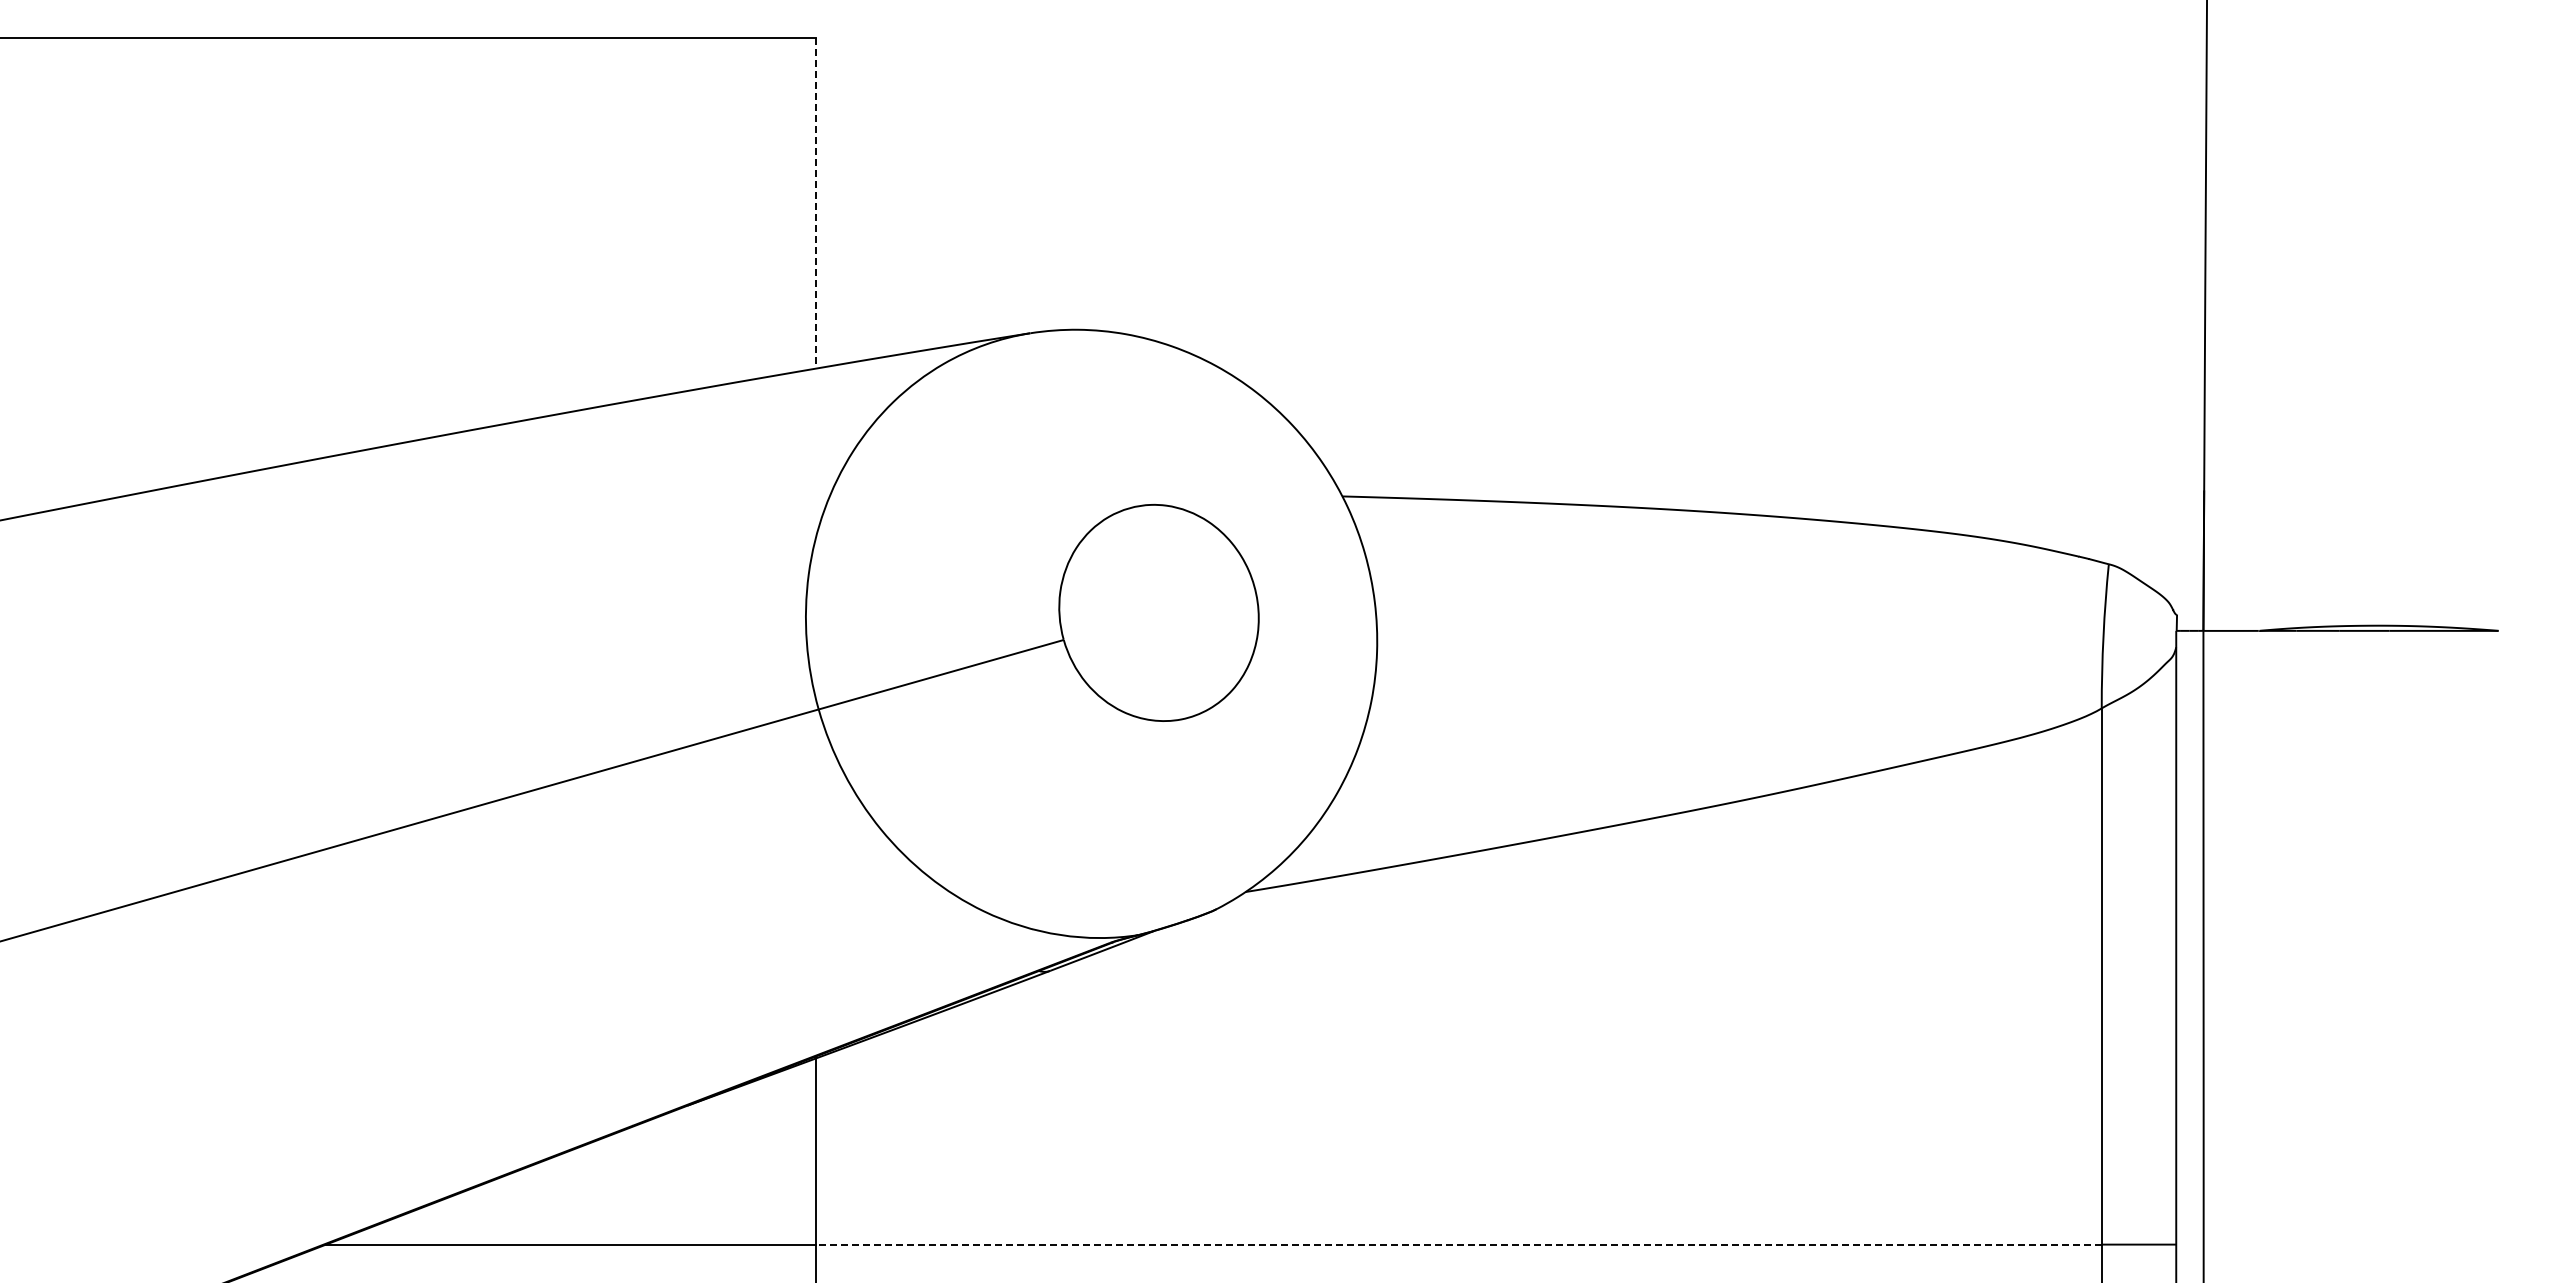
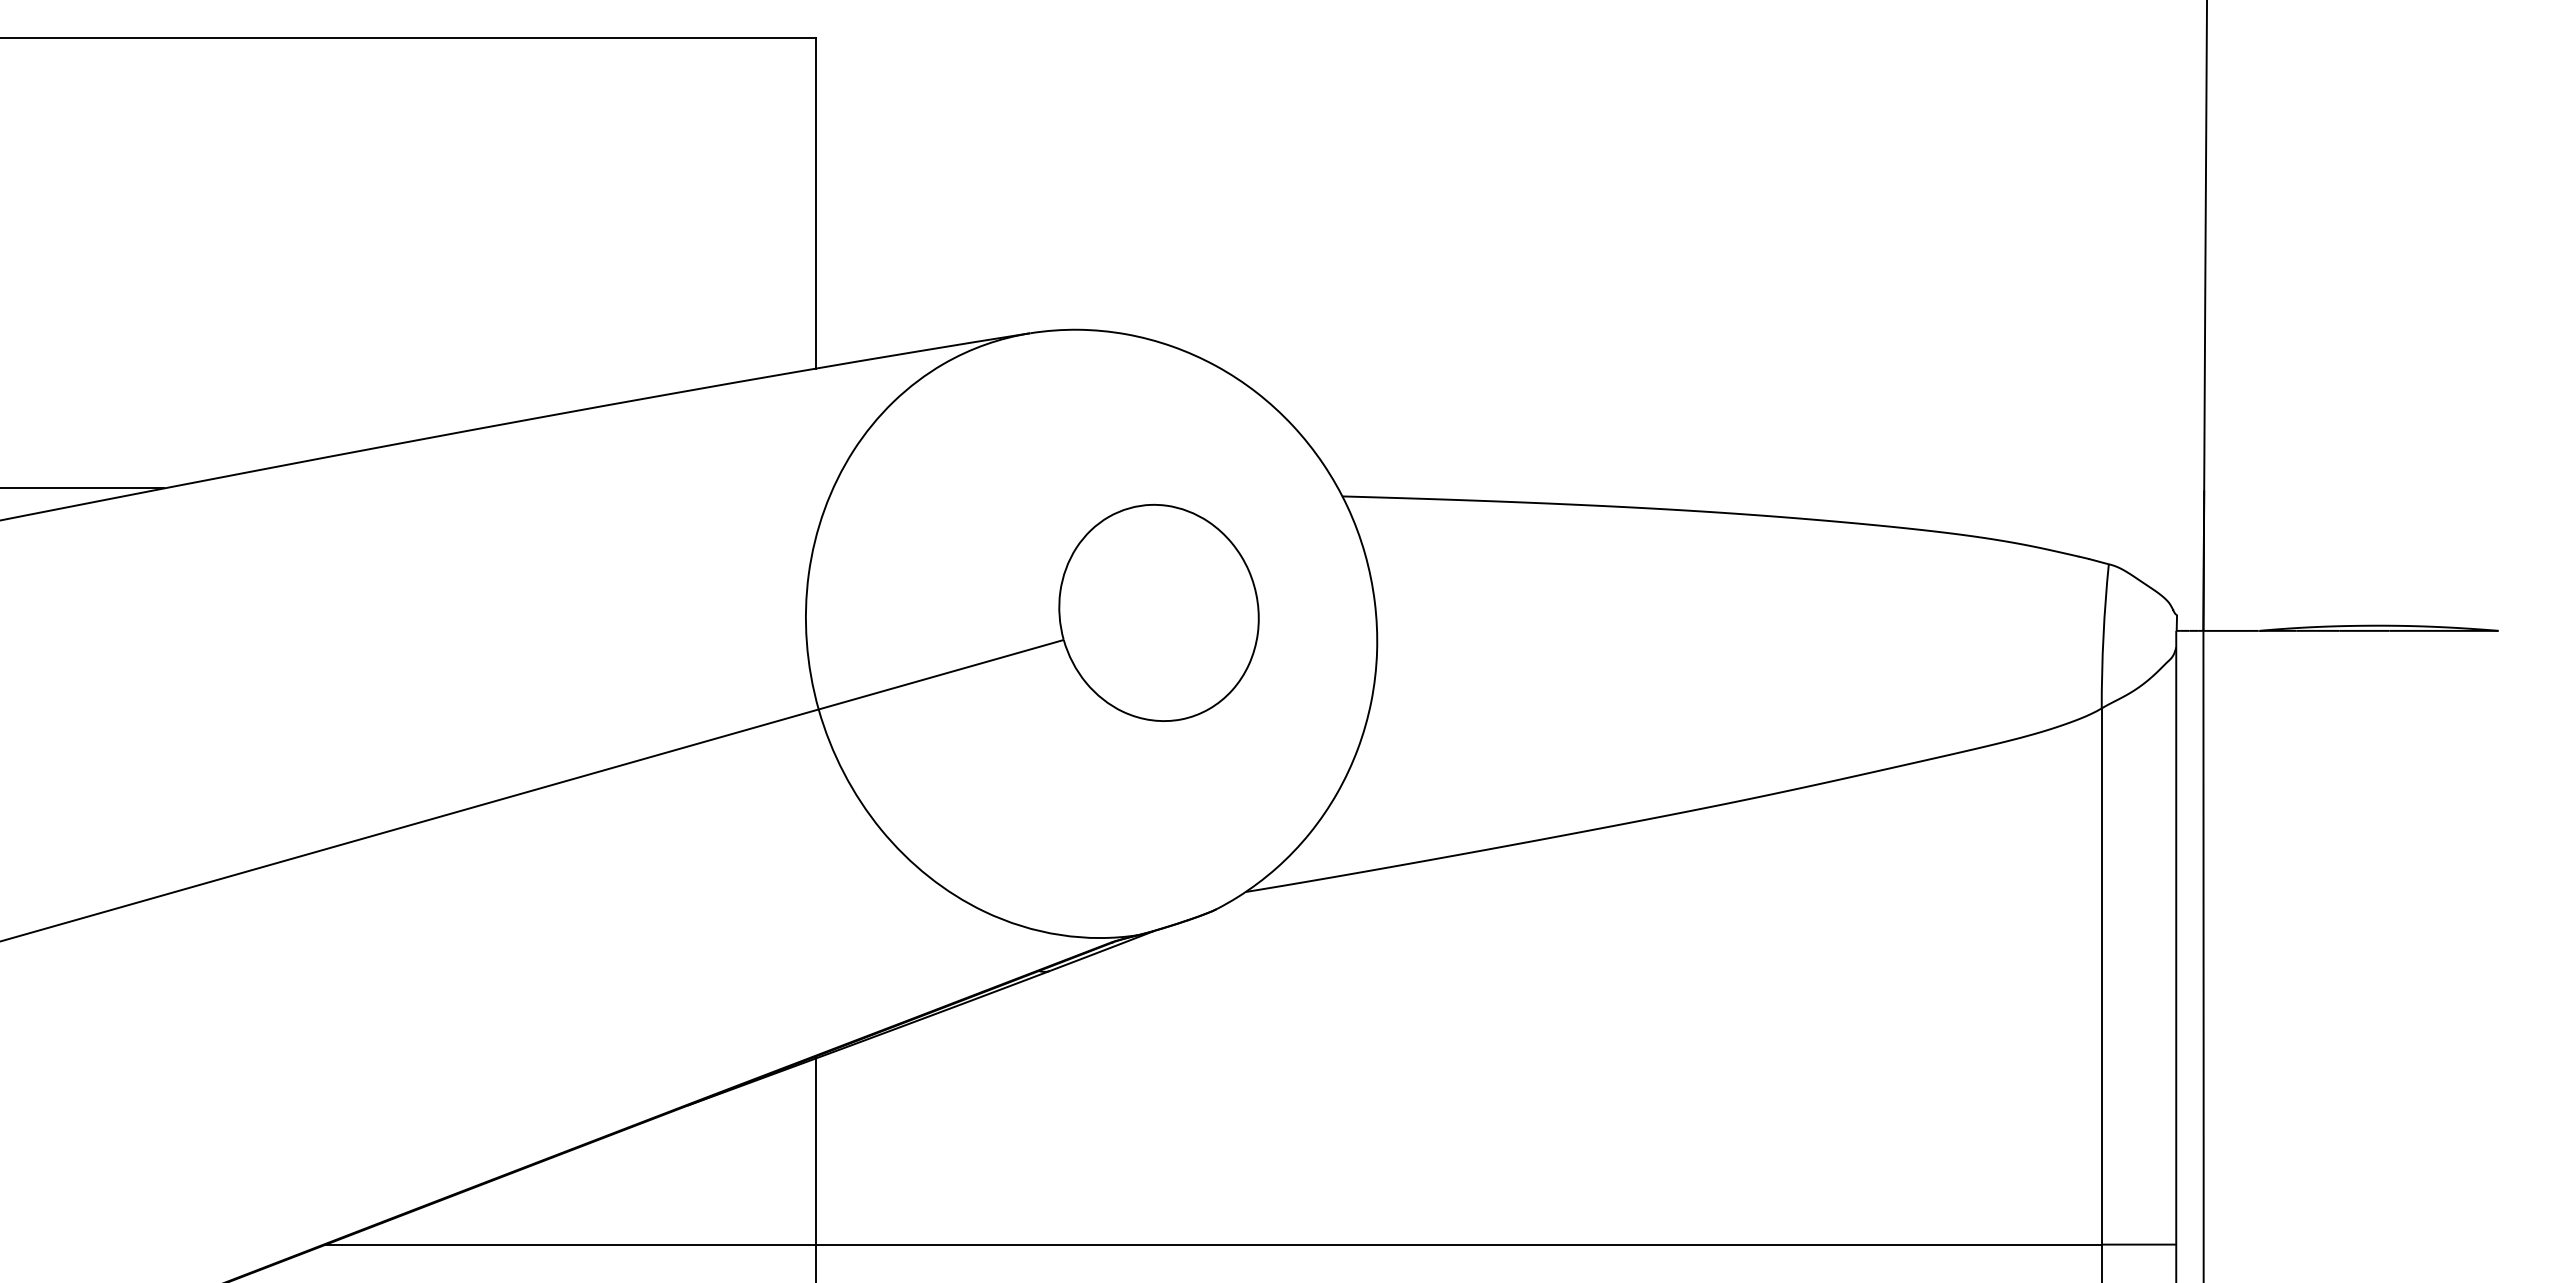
line: dashed -> solid (816, 203)
line: none -> present (83, 488)
line: dashed -> solid (1459, 1244)
